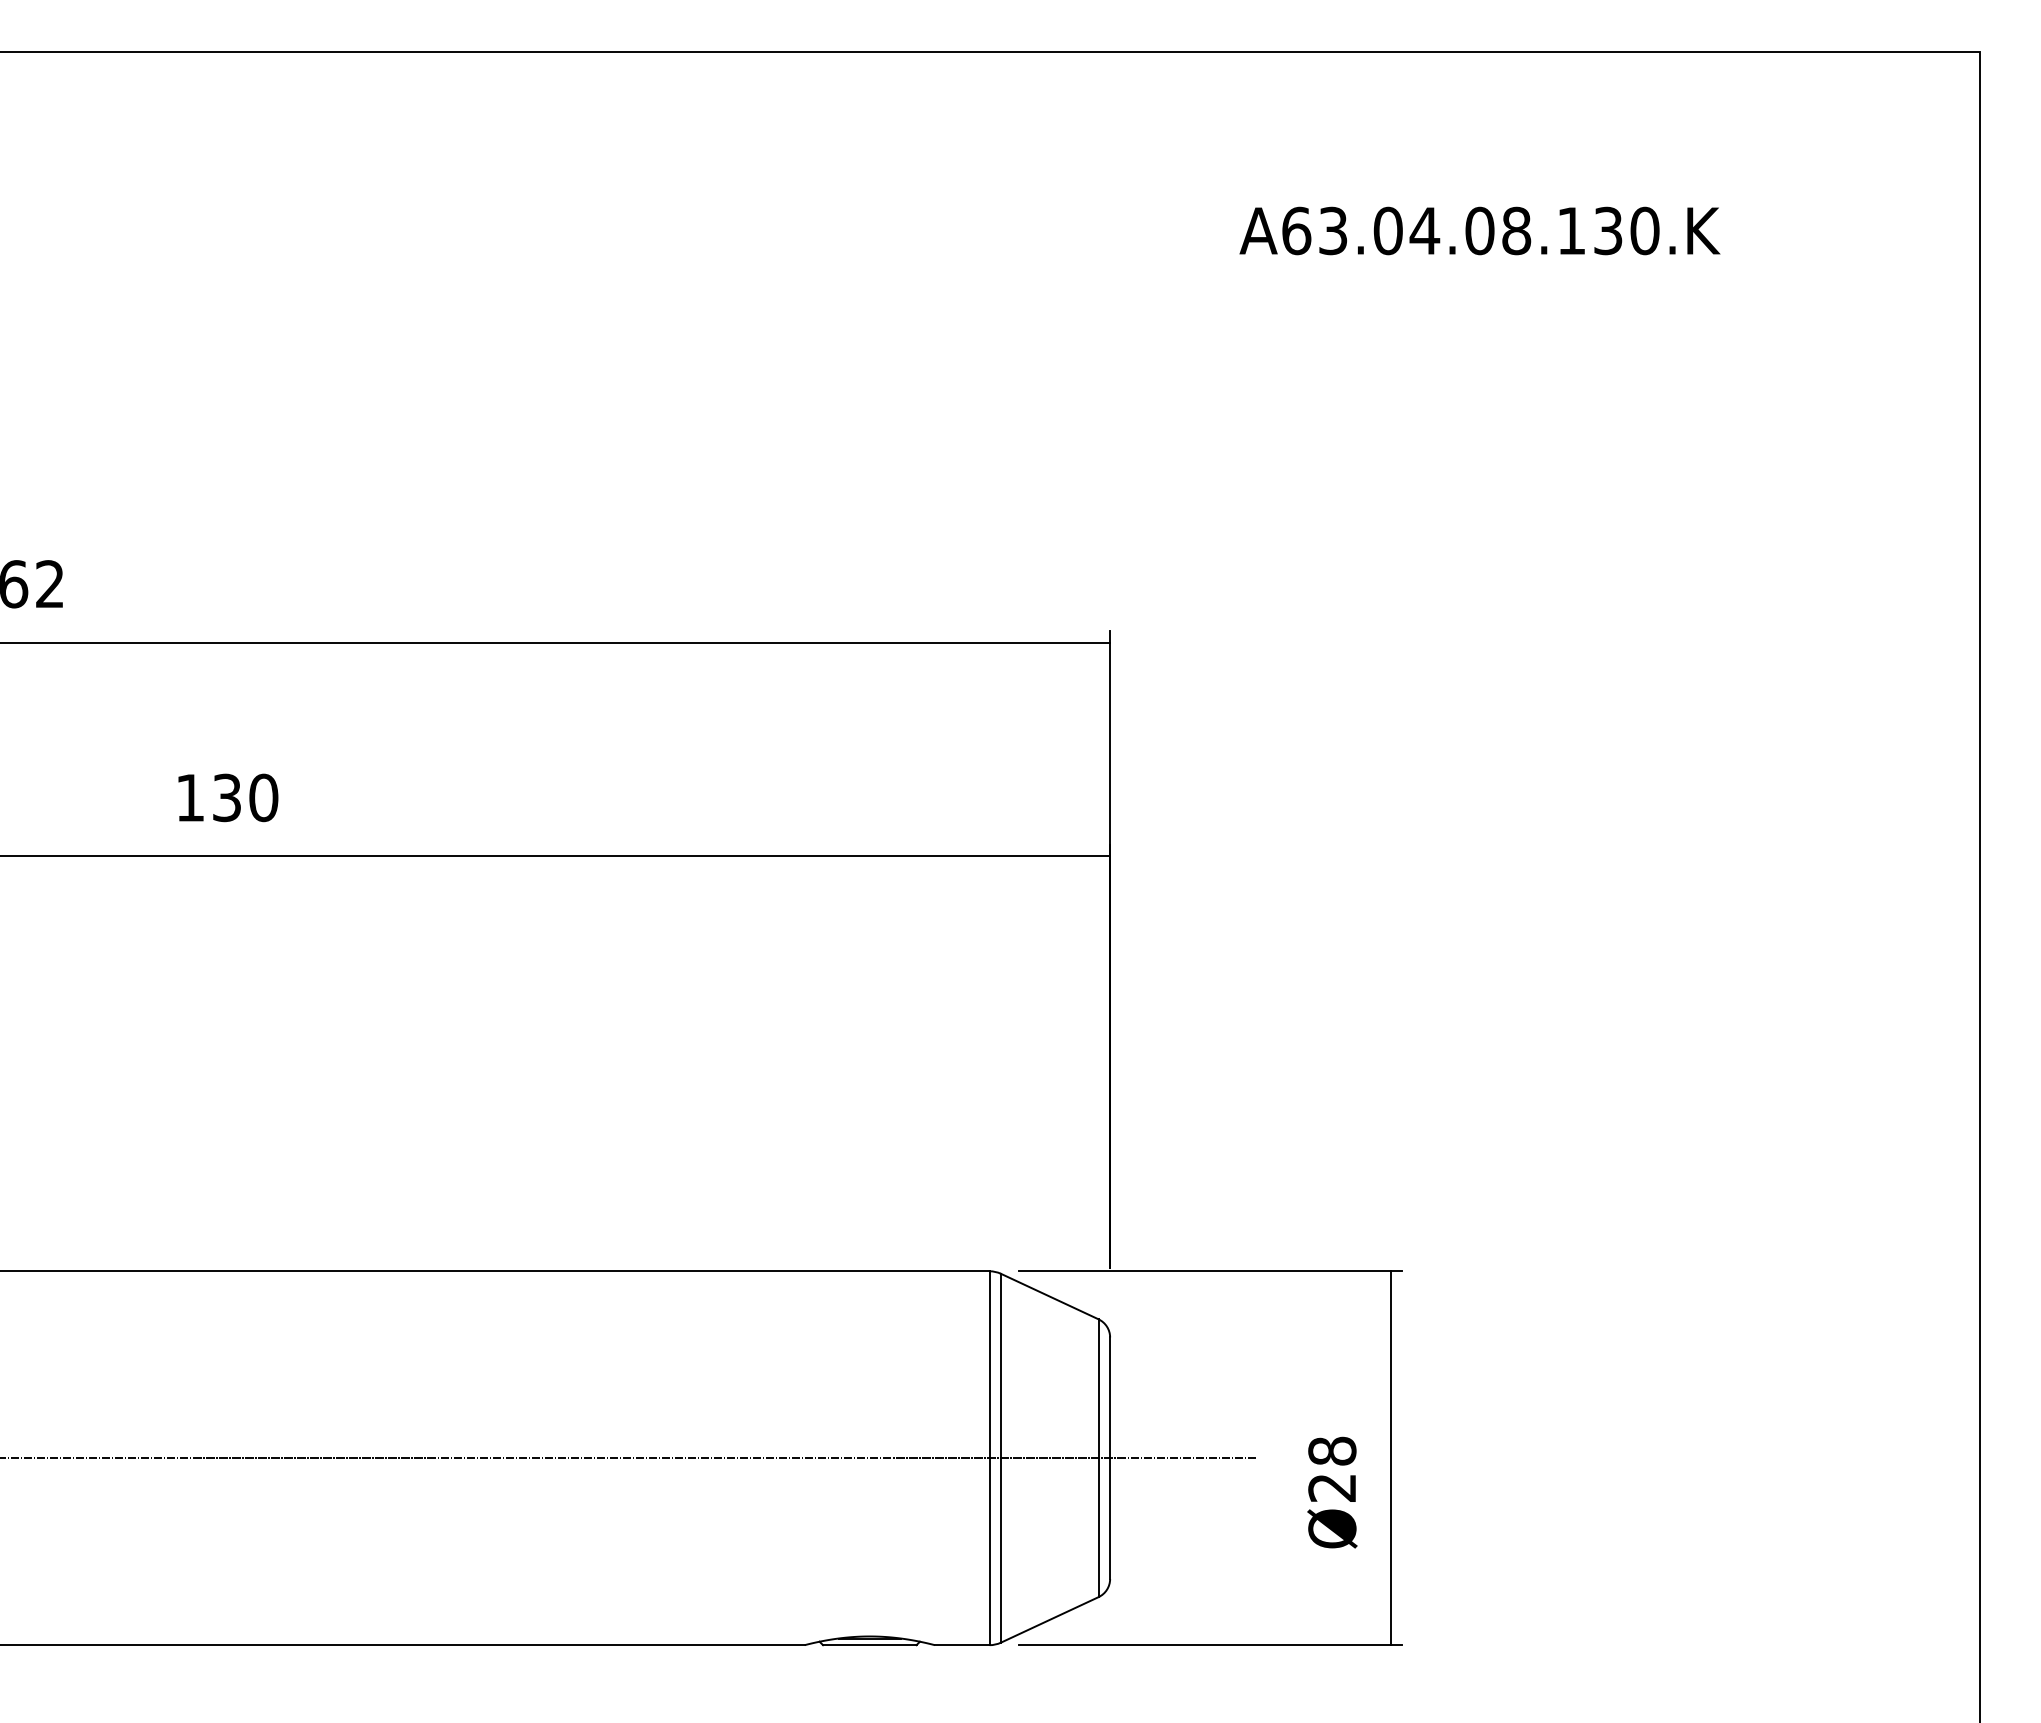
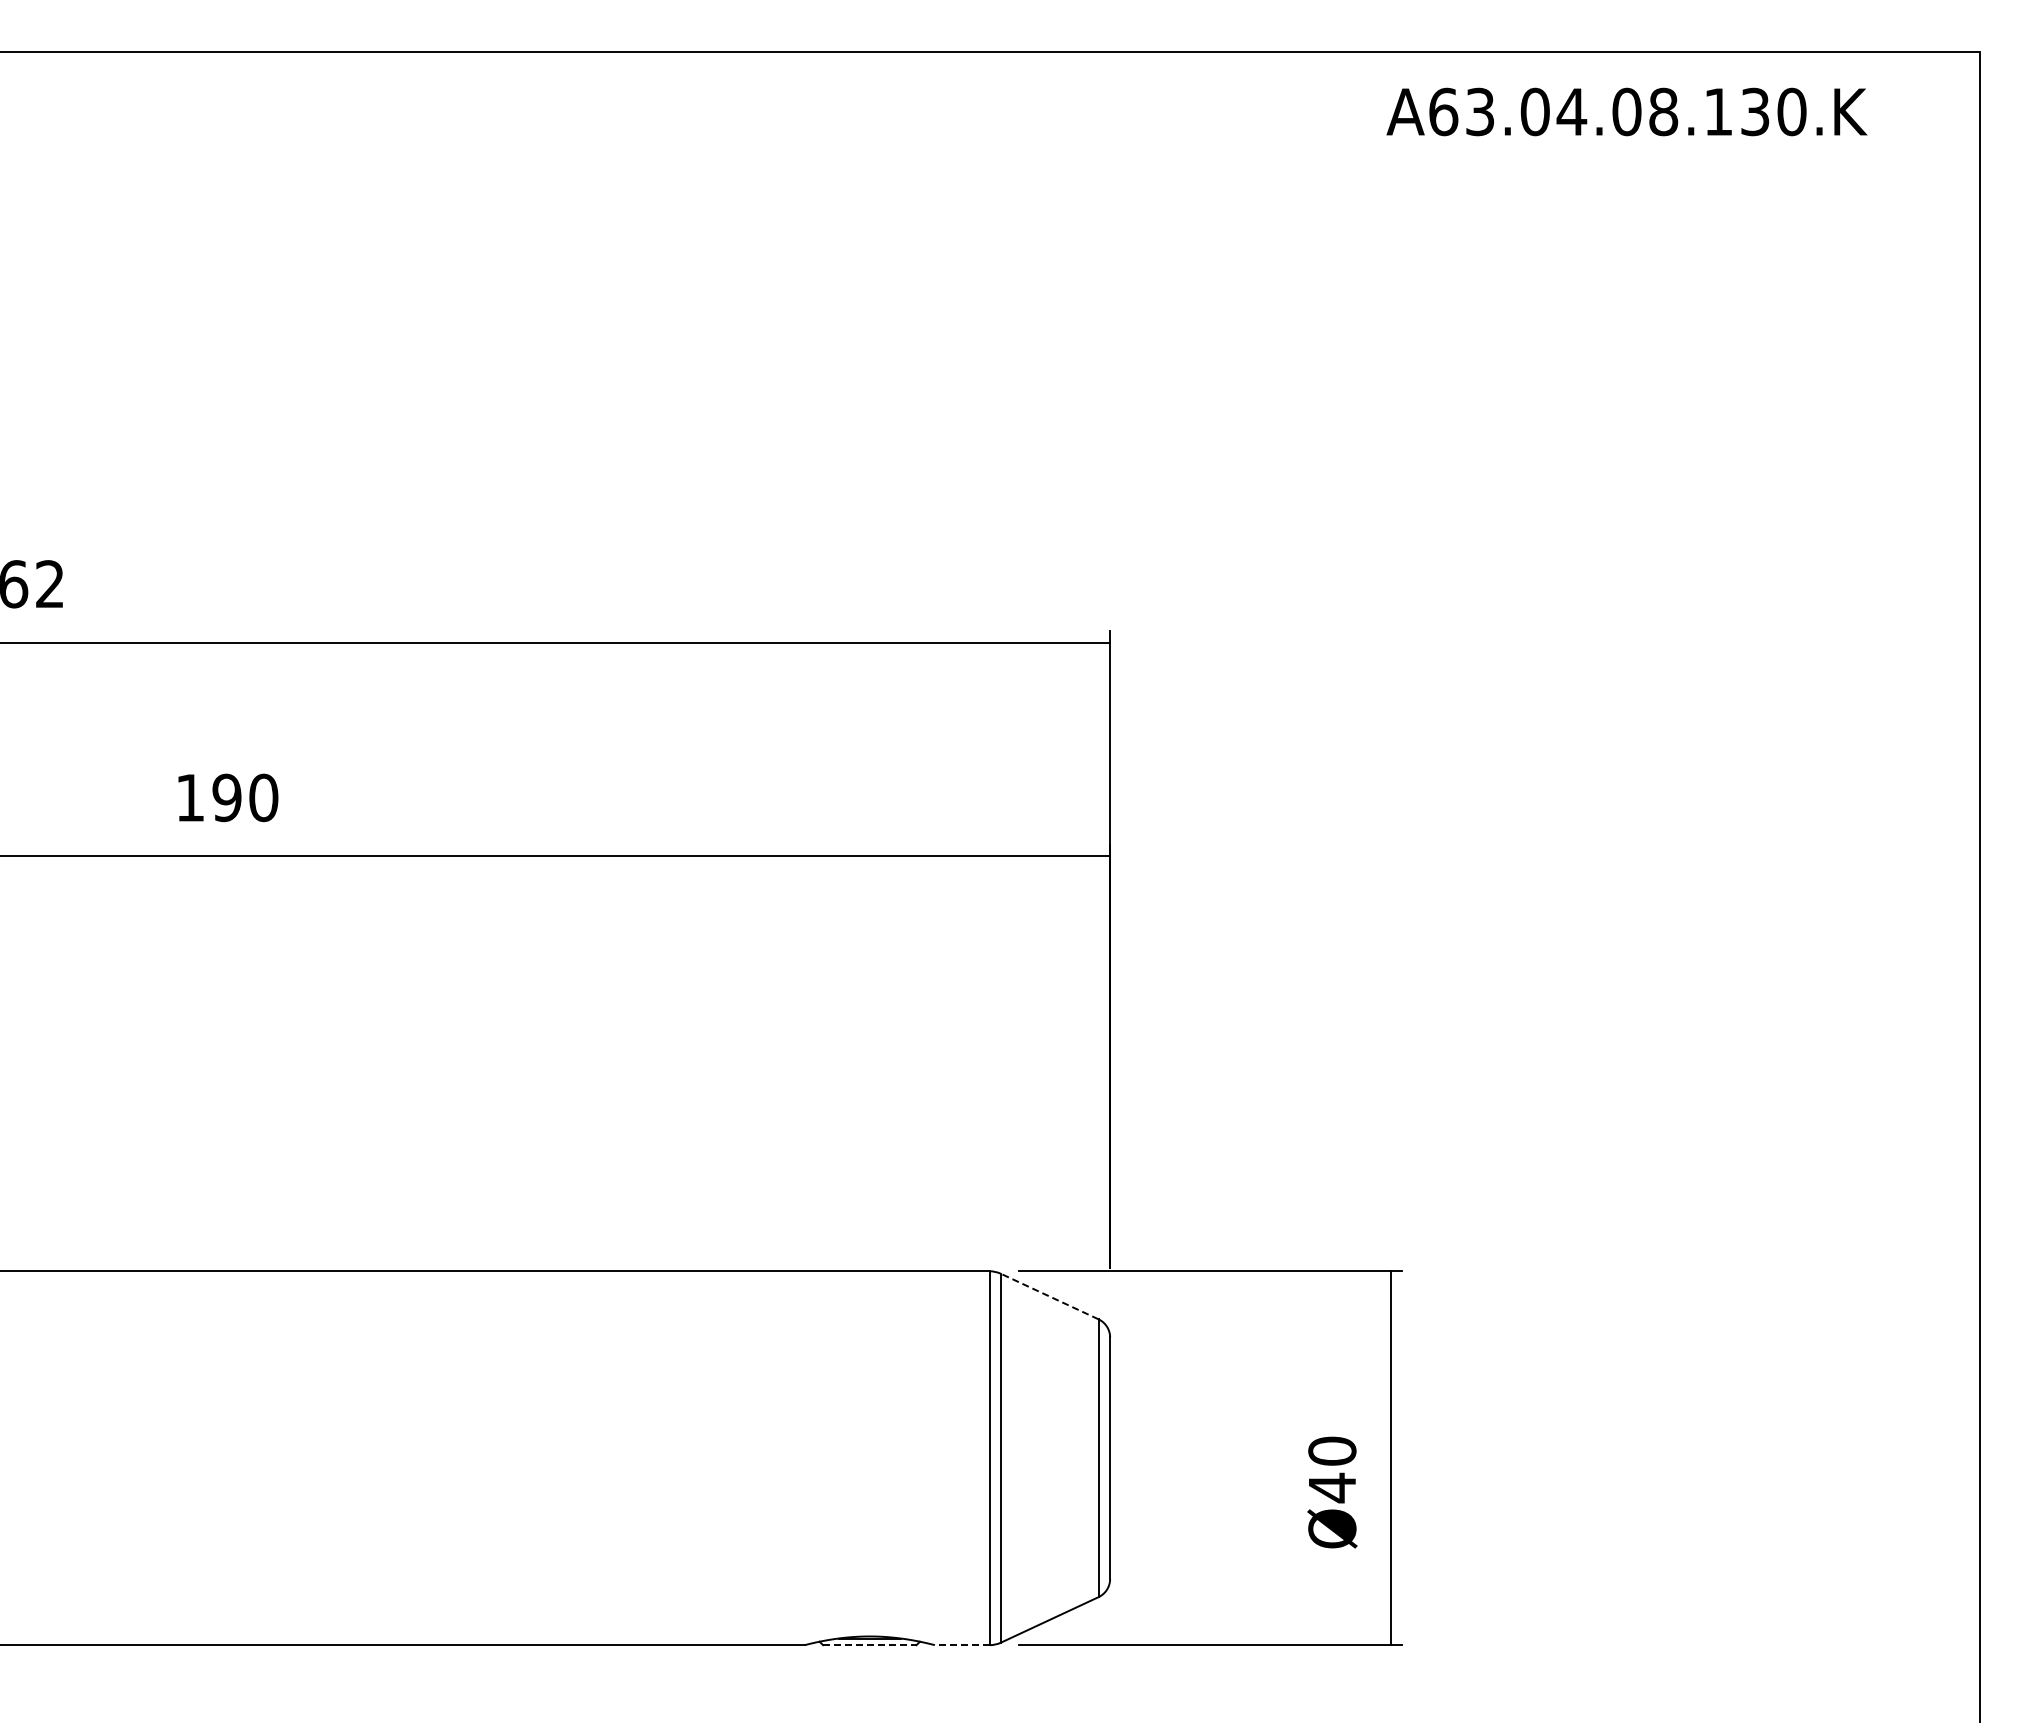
text position: (1479, 230) -> (1626, 111) (1626, 111)
text: 130 -> 190 (226, 797)
line: solid -> dashed (1049, 1296)
line: present -> none (629, 1458)
text: Ø28 -> Ø40 (1332, 1469)
line: solid -> dashed (869, 1645)
line: solid -> dashed (961, 1645)
